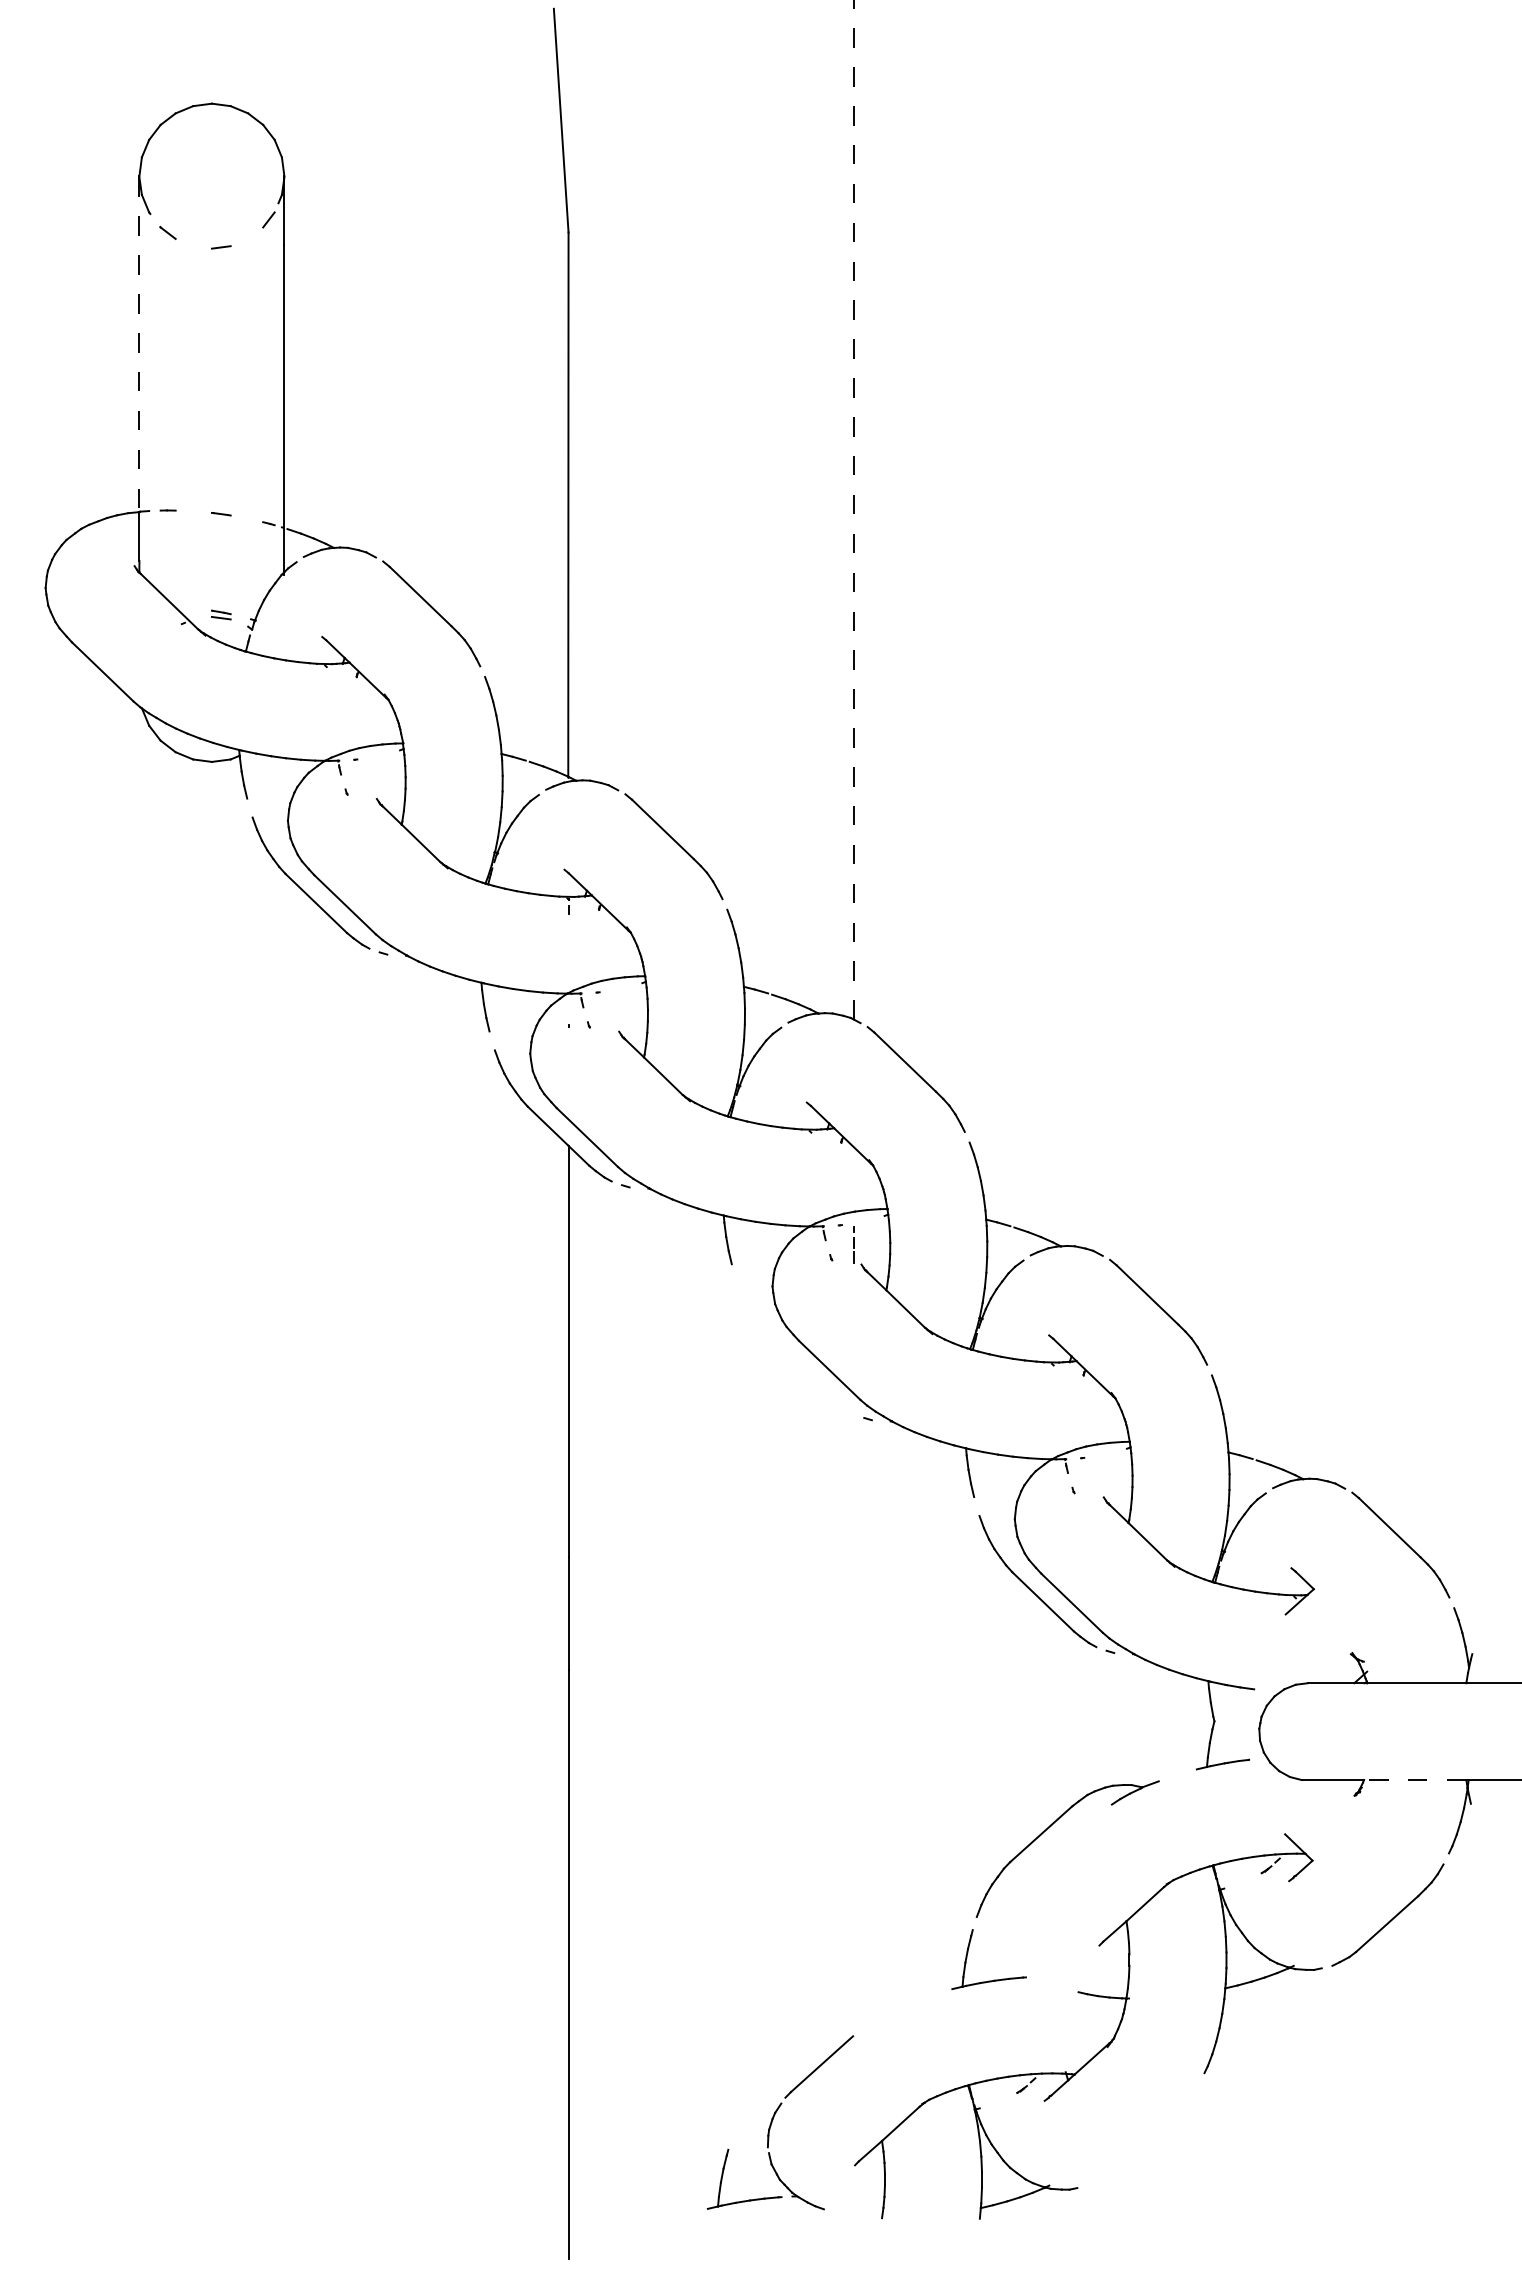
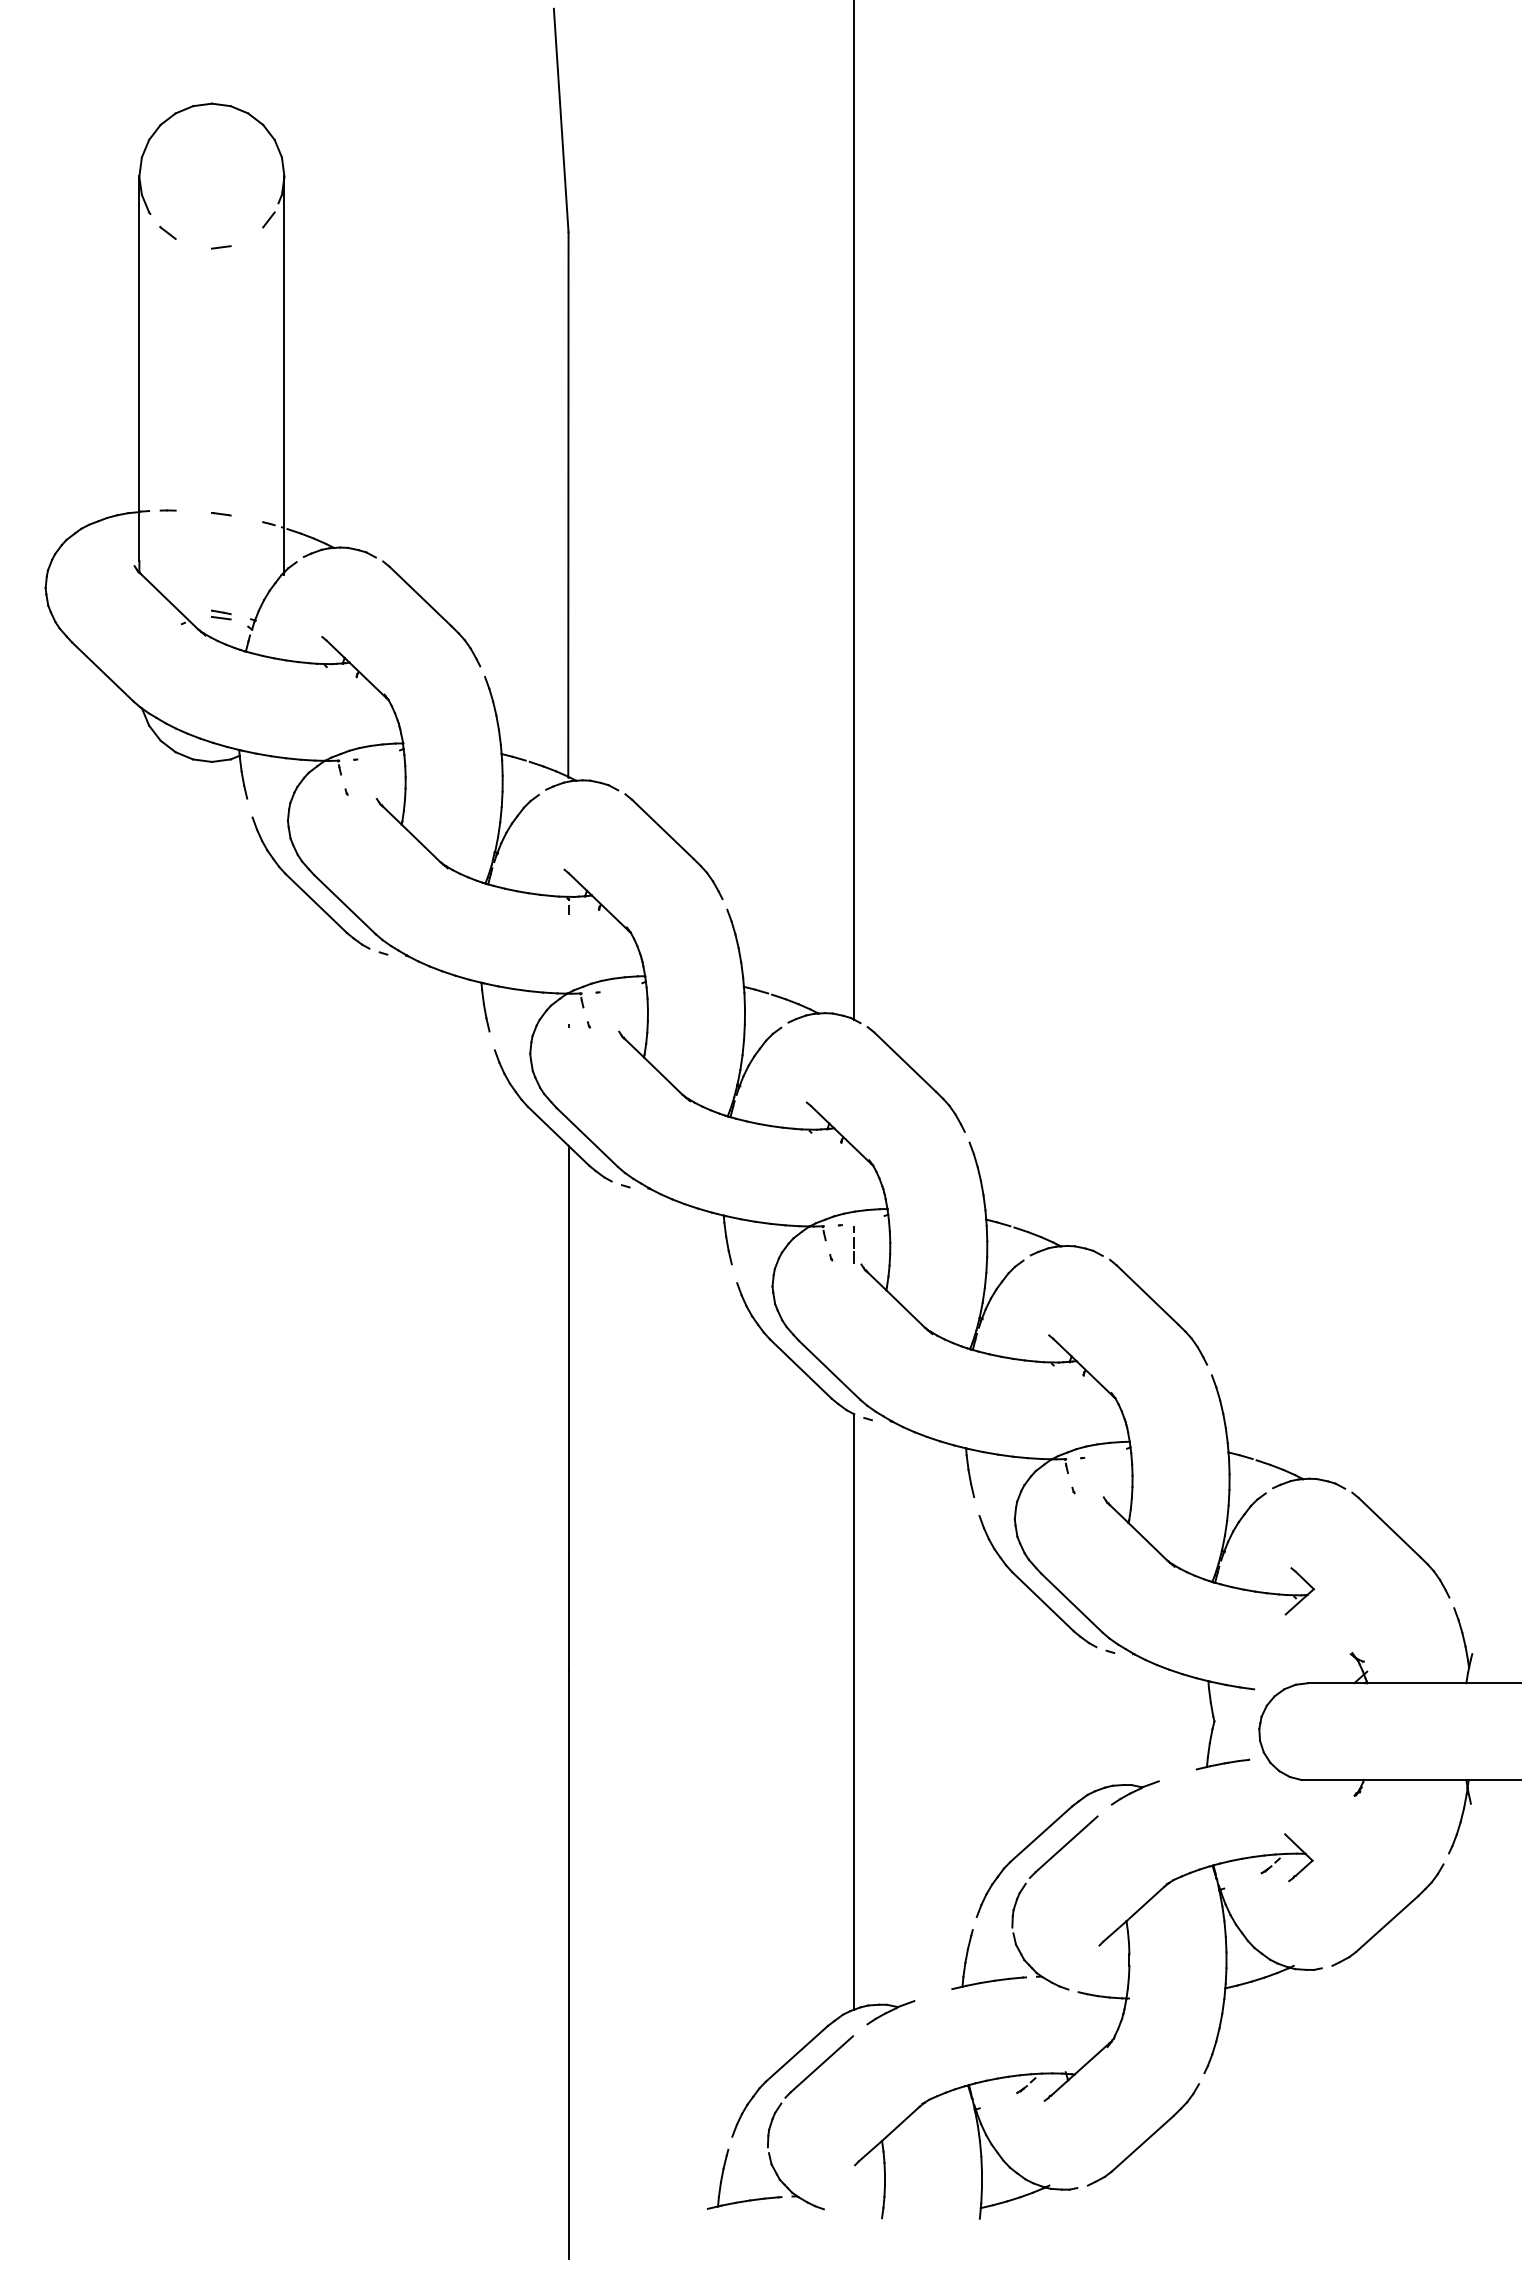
line: dashed -> solid (139, 345)
line: dashed -> solid (854, 510)
part: none -> present (853, 1709)
line: dashed -> solid (1414, 1780)
part: none -> present (1025, 1886)
part: none -> present (1143, 2134)
